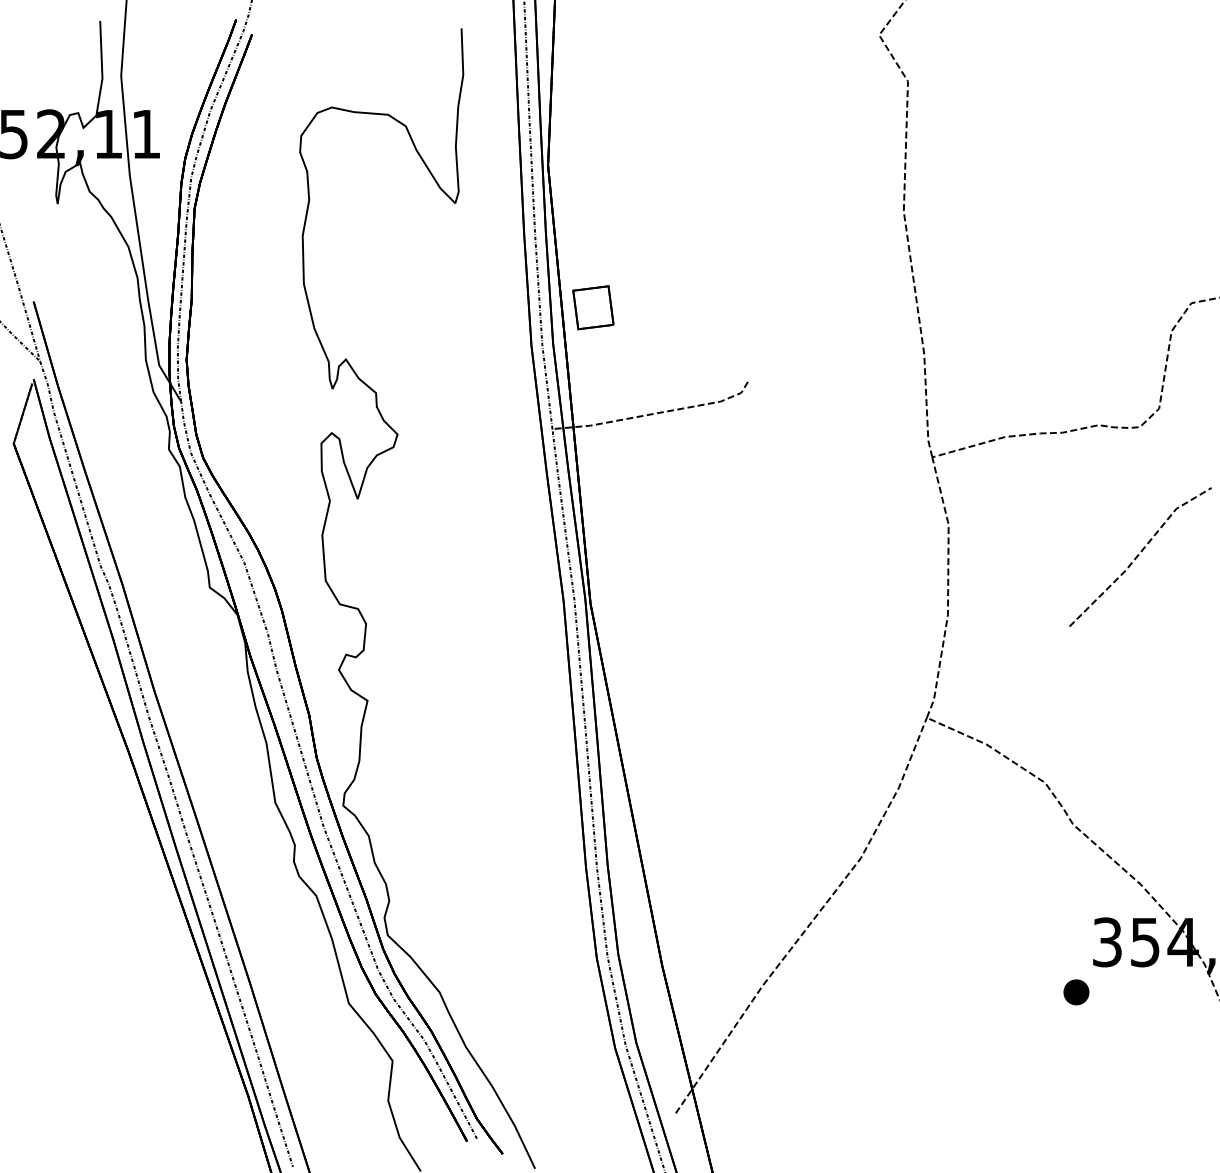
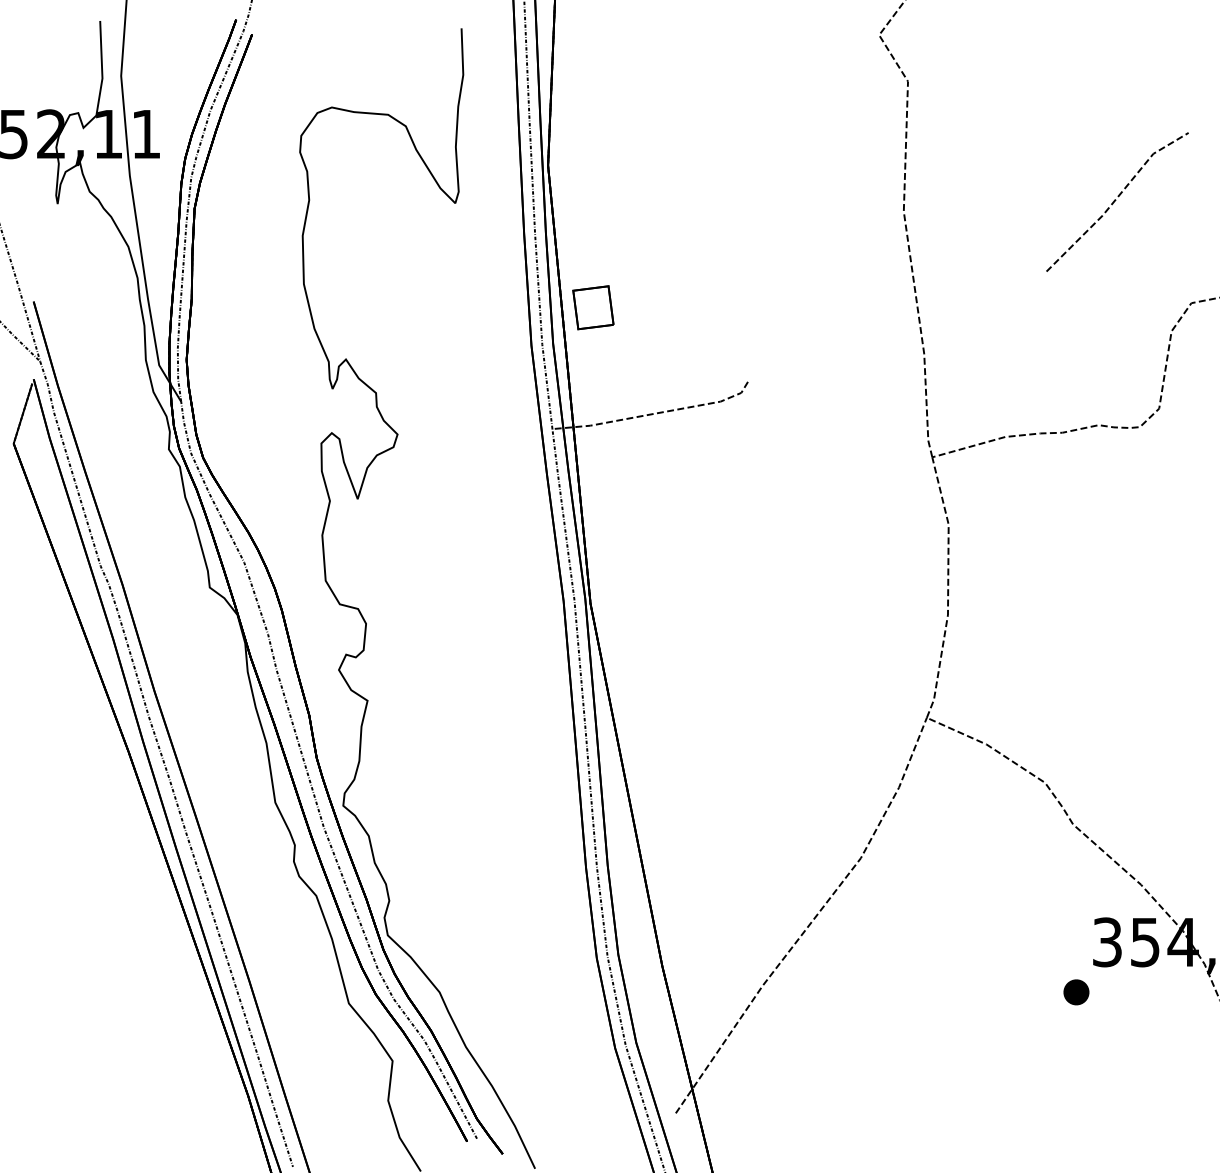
line position: (1139, 555) -> (1116, 200) (1116, 200)
